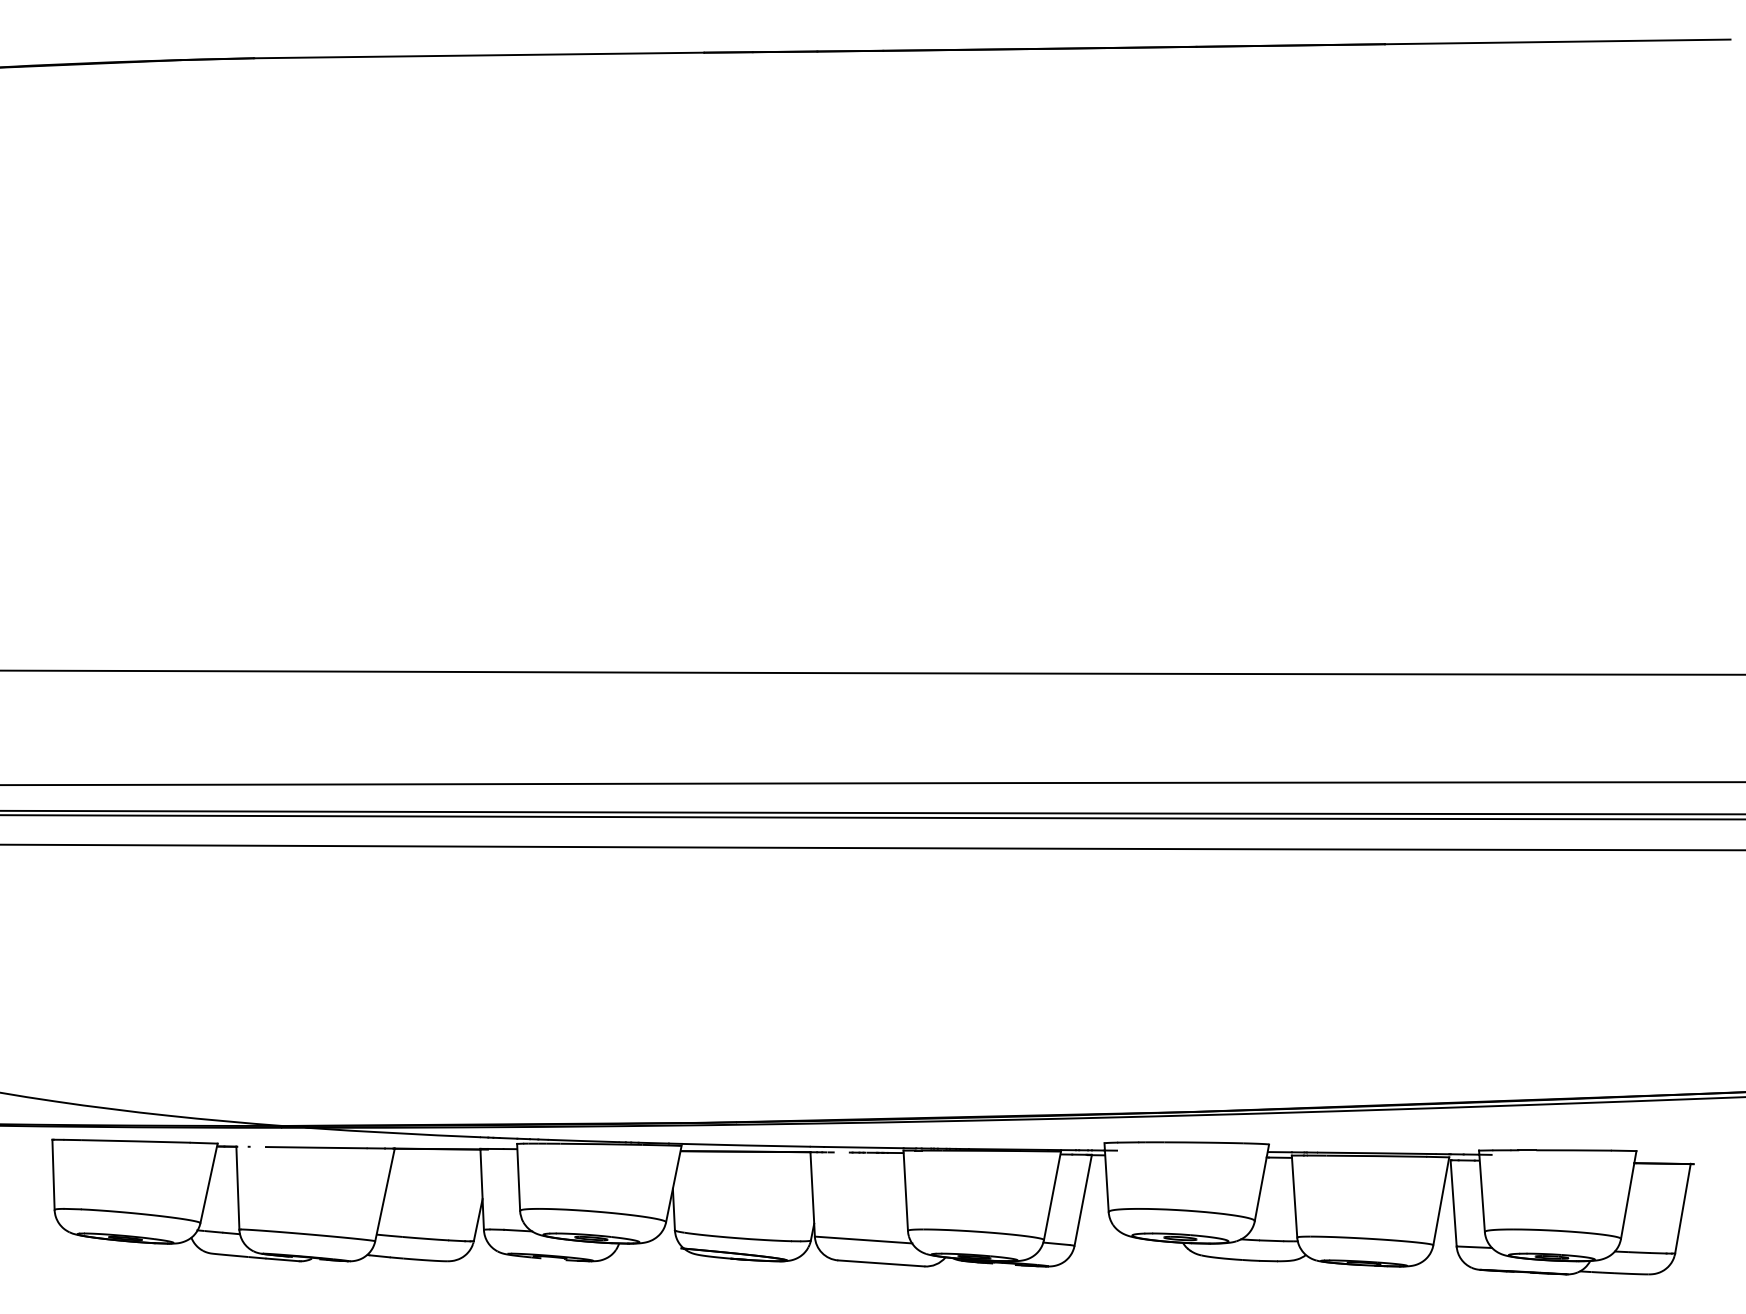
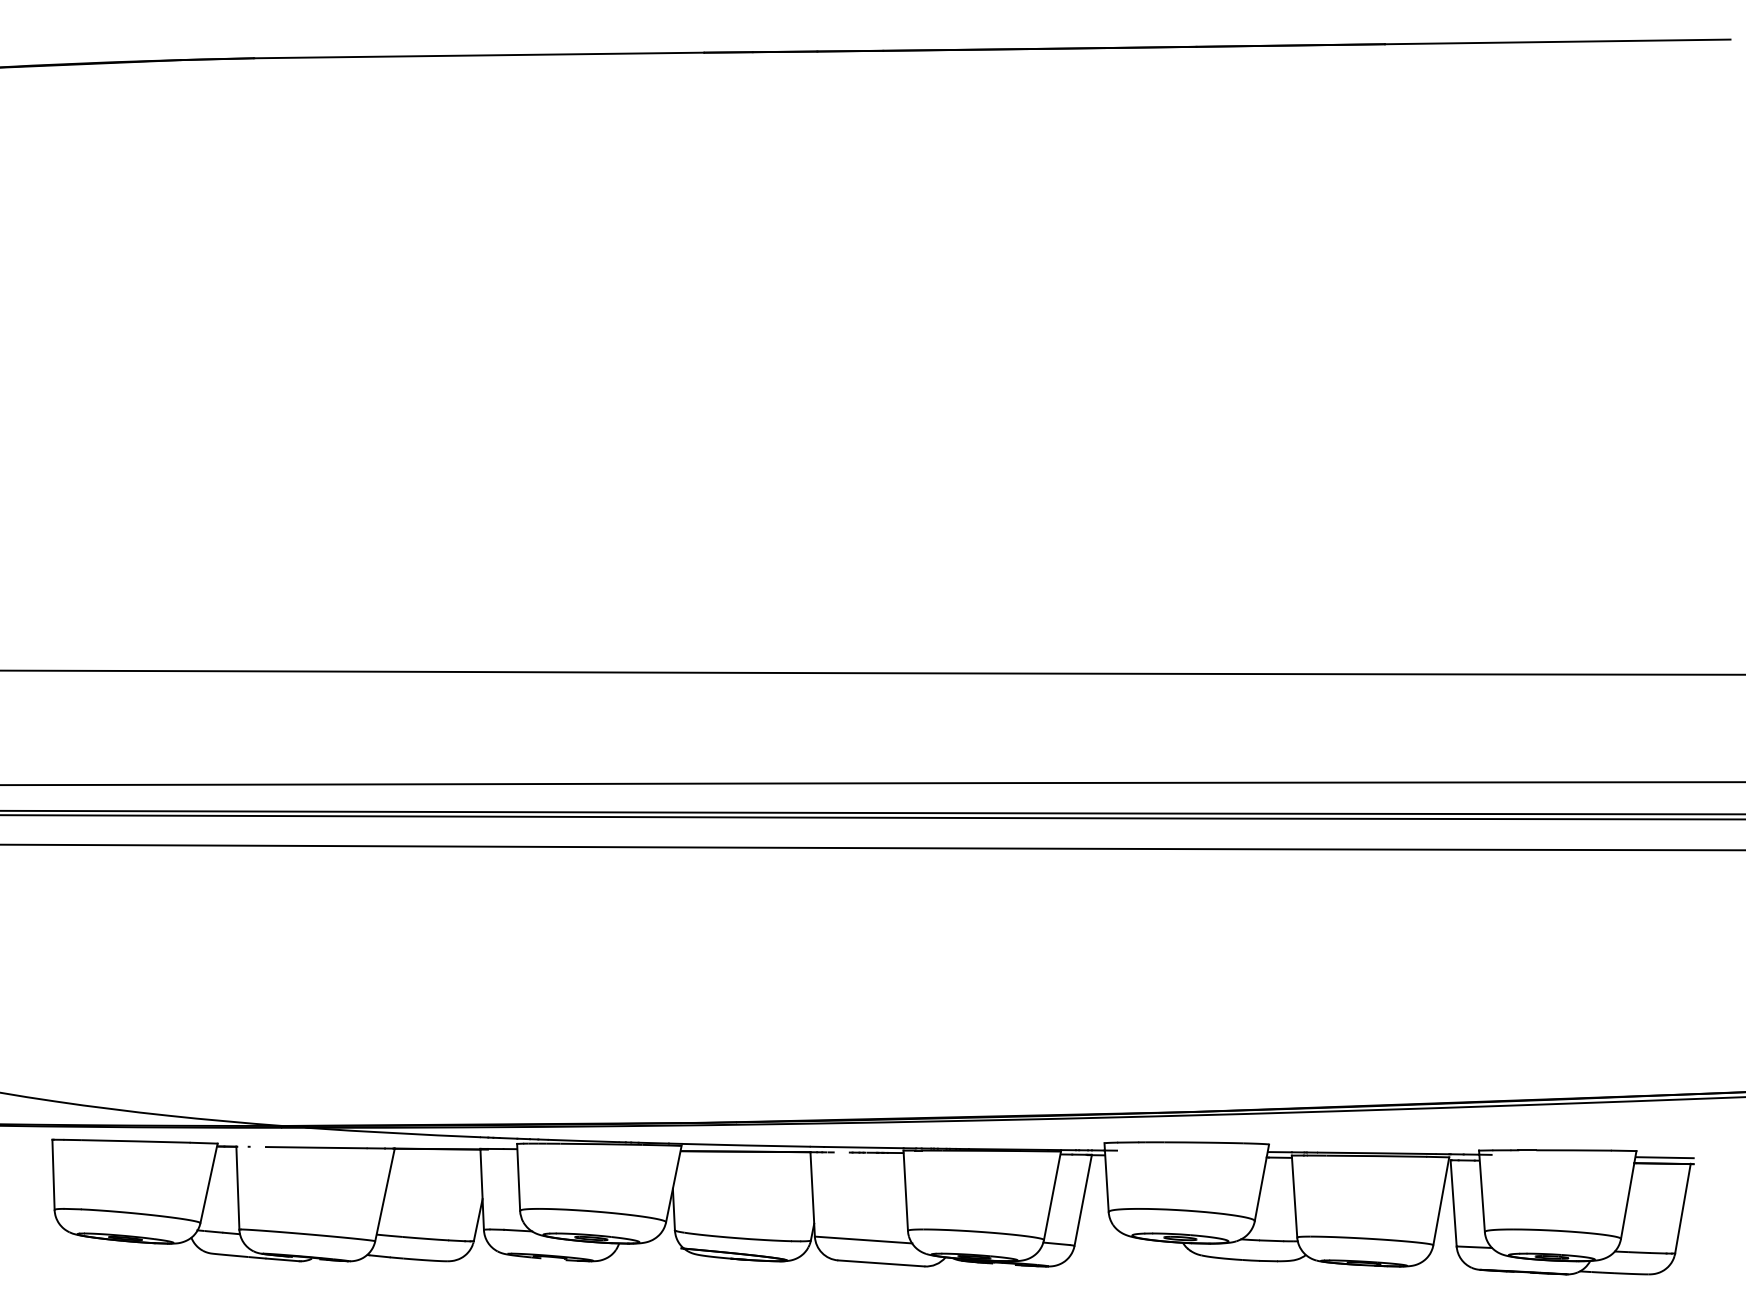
line: none -> present (1664, 1157)
